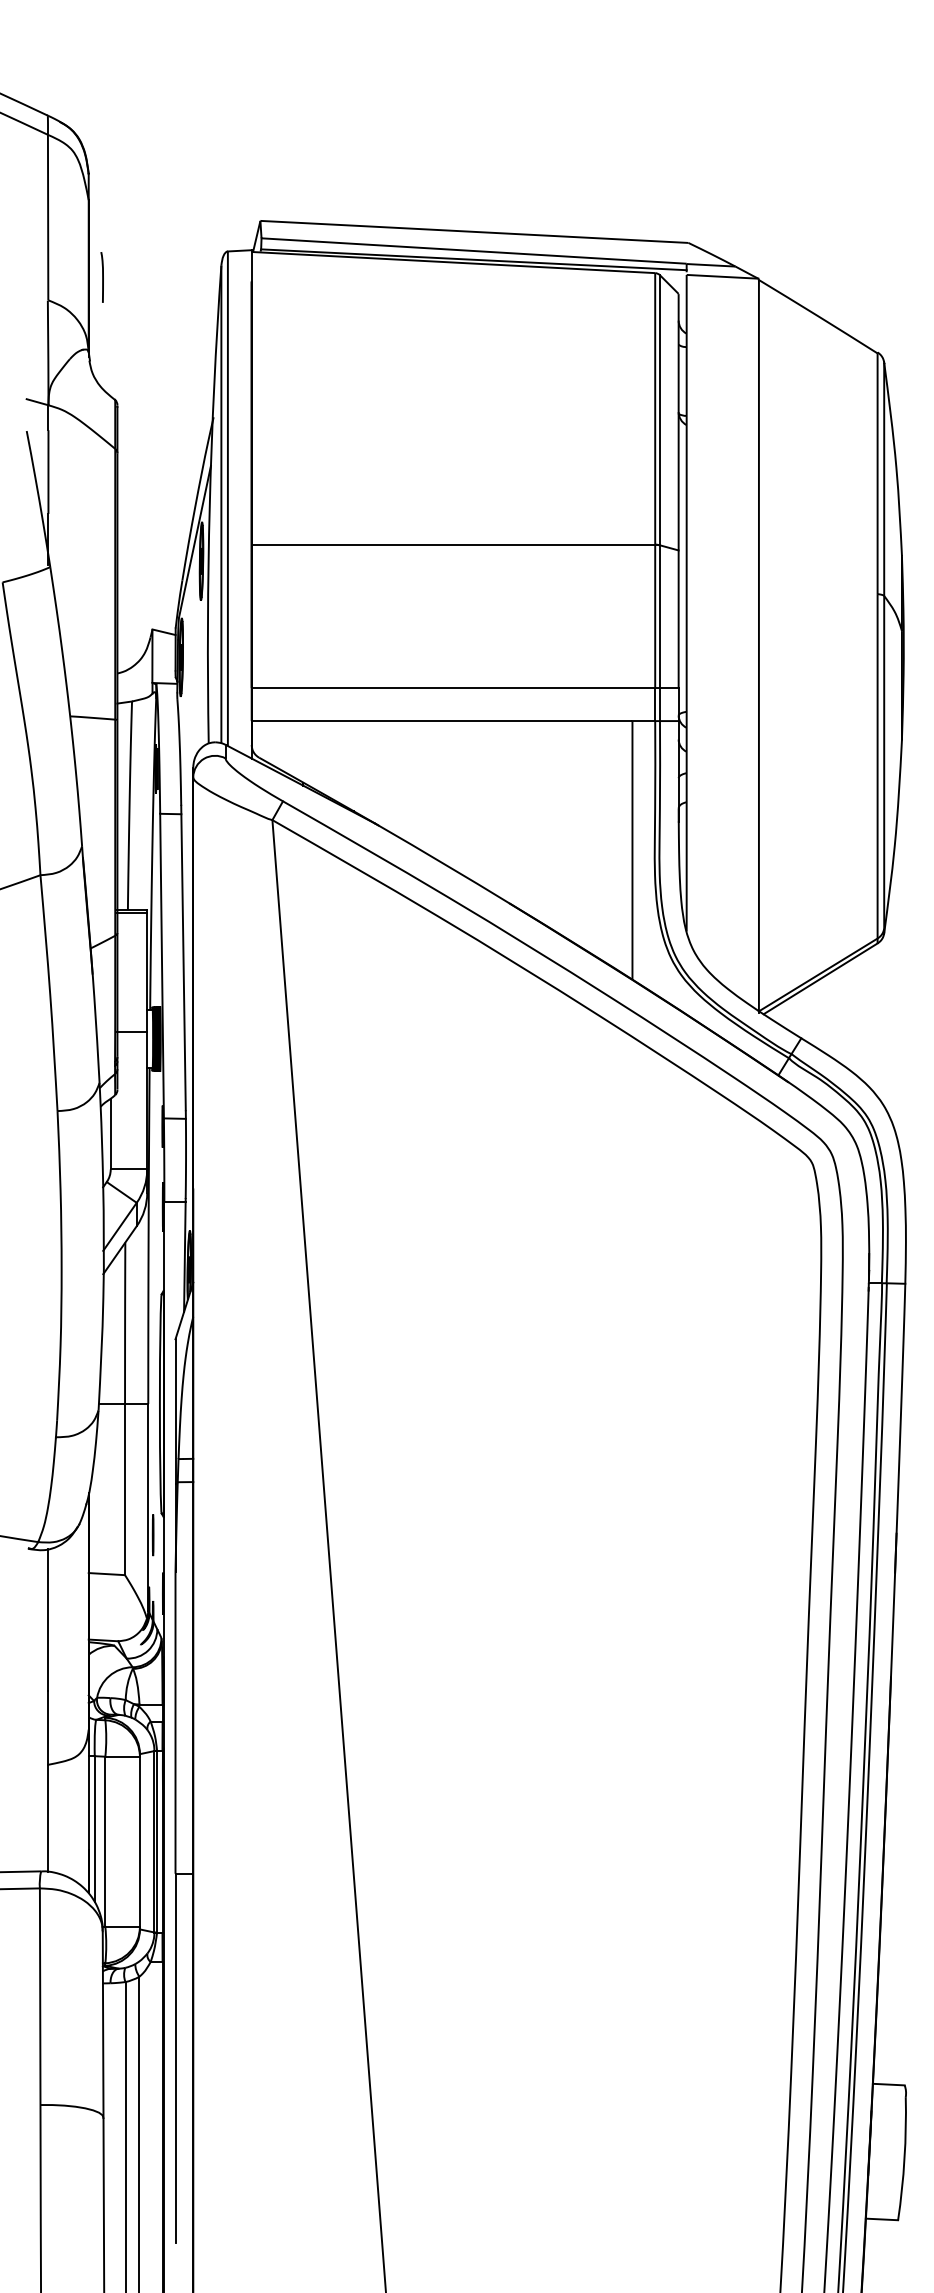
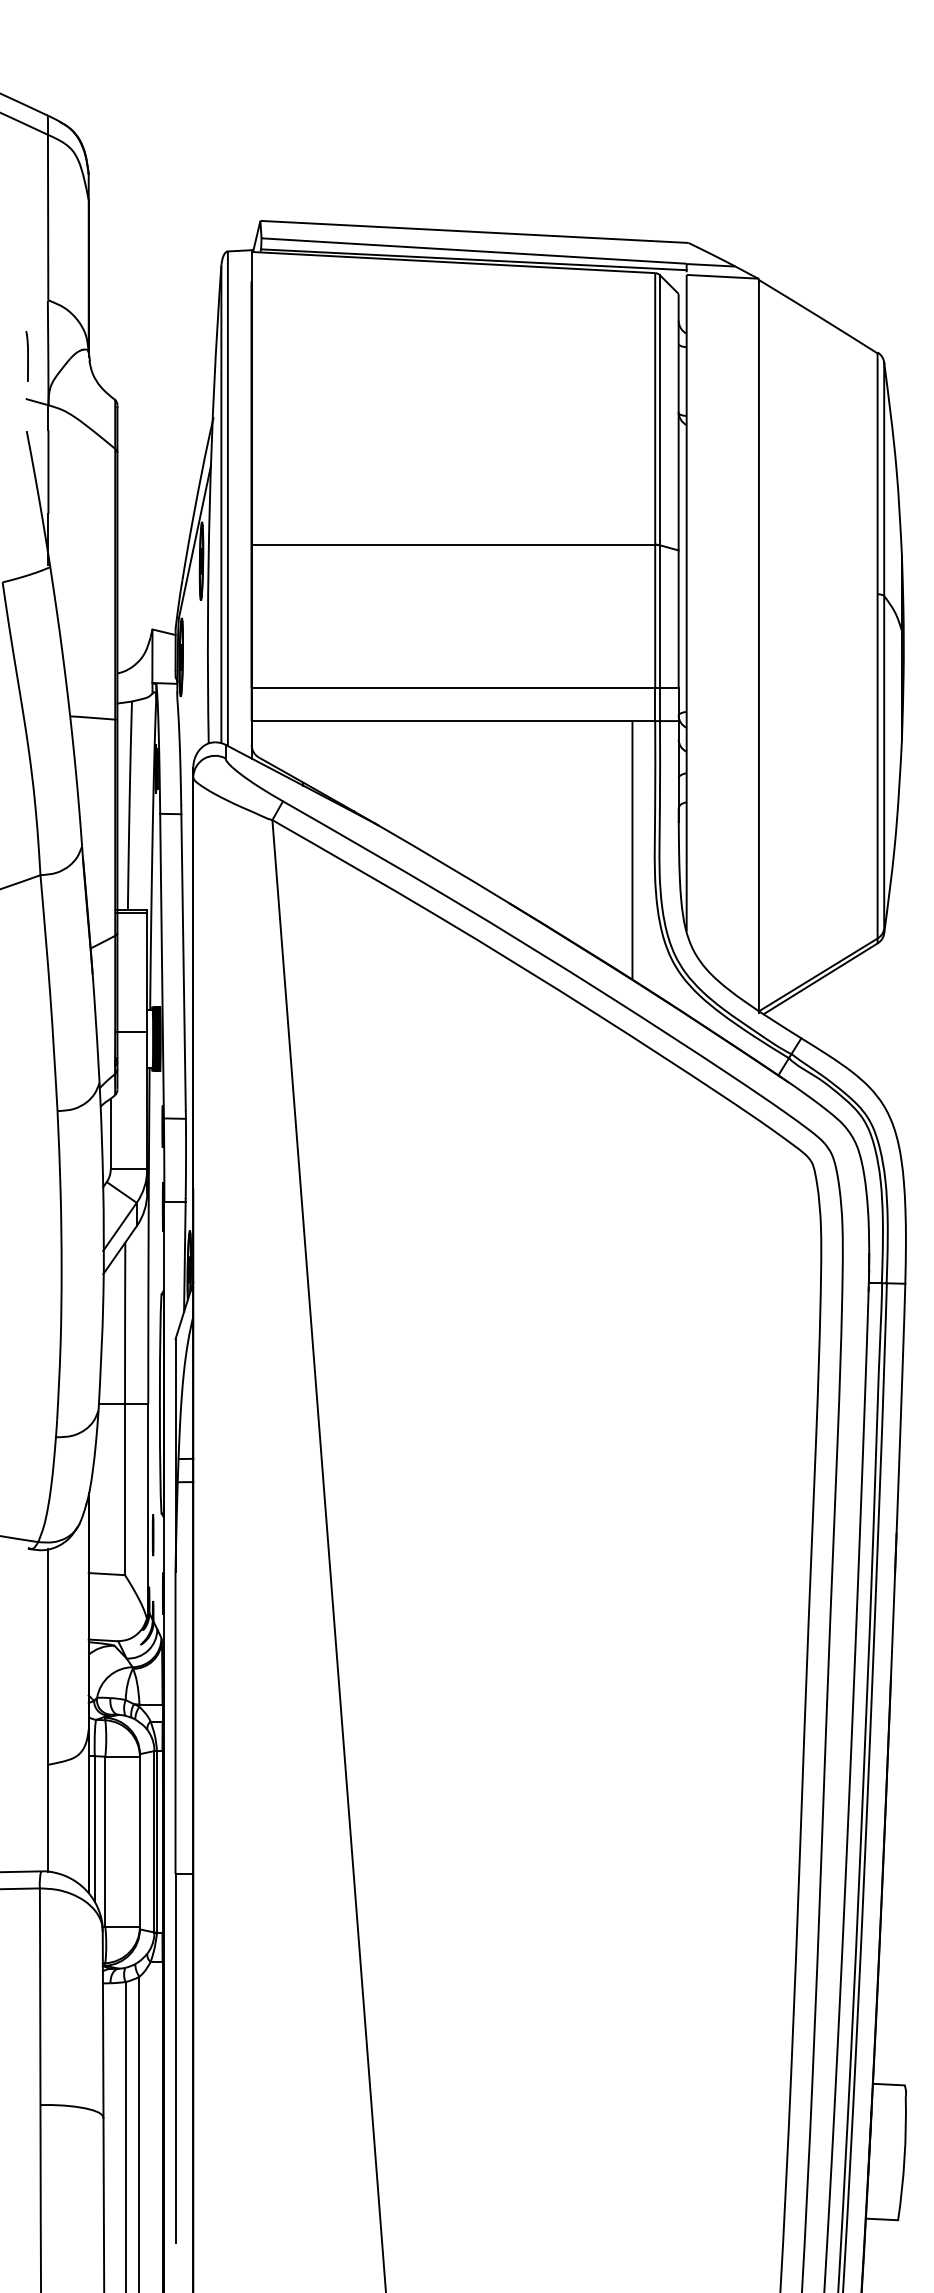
curve position: (102, 277) -> (27, 356) (27, 356)
